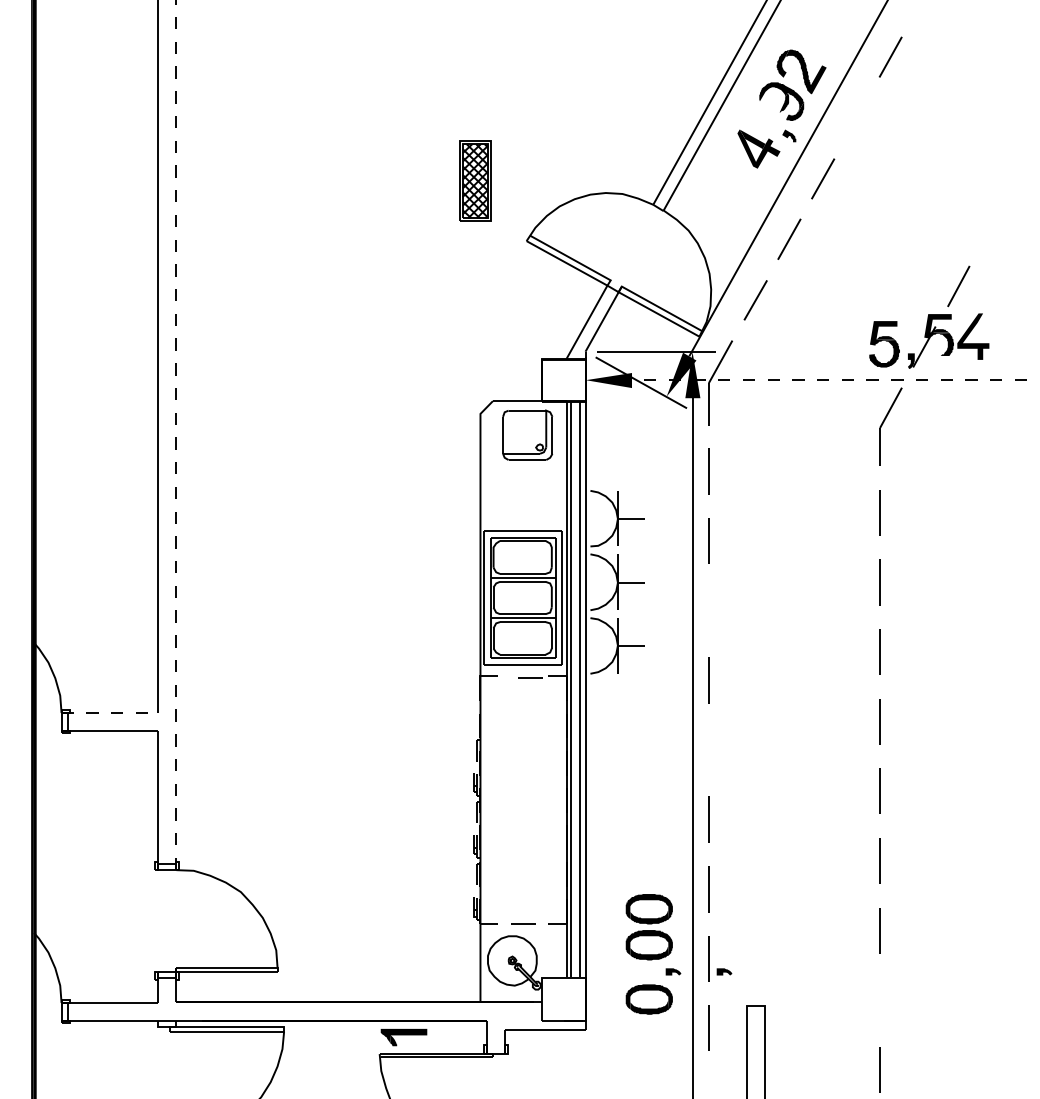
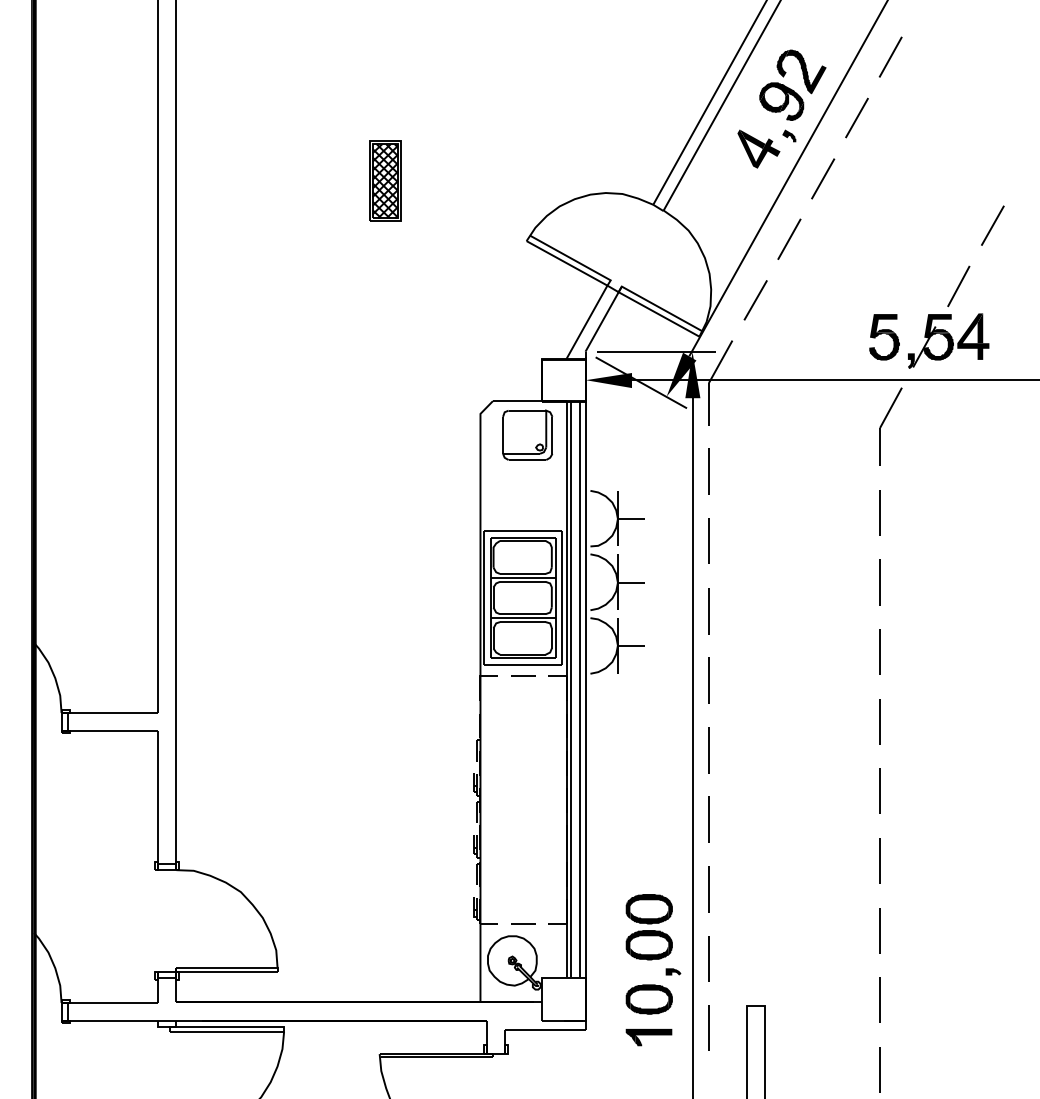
fill: none -> present (771, 102)
line: none -> present (856, 117)
part position: (475, 180) -> (385, 180) (385, 180)
line: none -> present (992, 225)
fill: none -> present (980, 328)
part position: (884, 344) -> (884, 337) (884, 337)
fill: none -> present (935, 353)
line: dashed -> solid (835, 379)
line: dashed -> solid (176, 435)
line: none -> present (708, 611)
line position: (530, 677) -> (523, 675) (523, 675)
line: dashed -> solid (110, 713)
line: none -> present (708, 750)
part: present -> none (724, 971)
line: none -> present (879, 999)
part position: (403, 1037) -> (648, 1037) (648, 1037)
